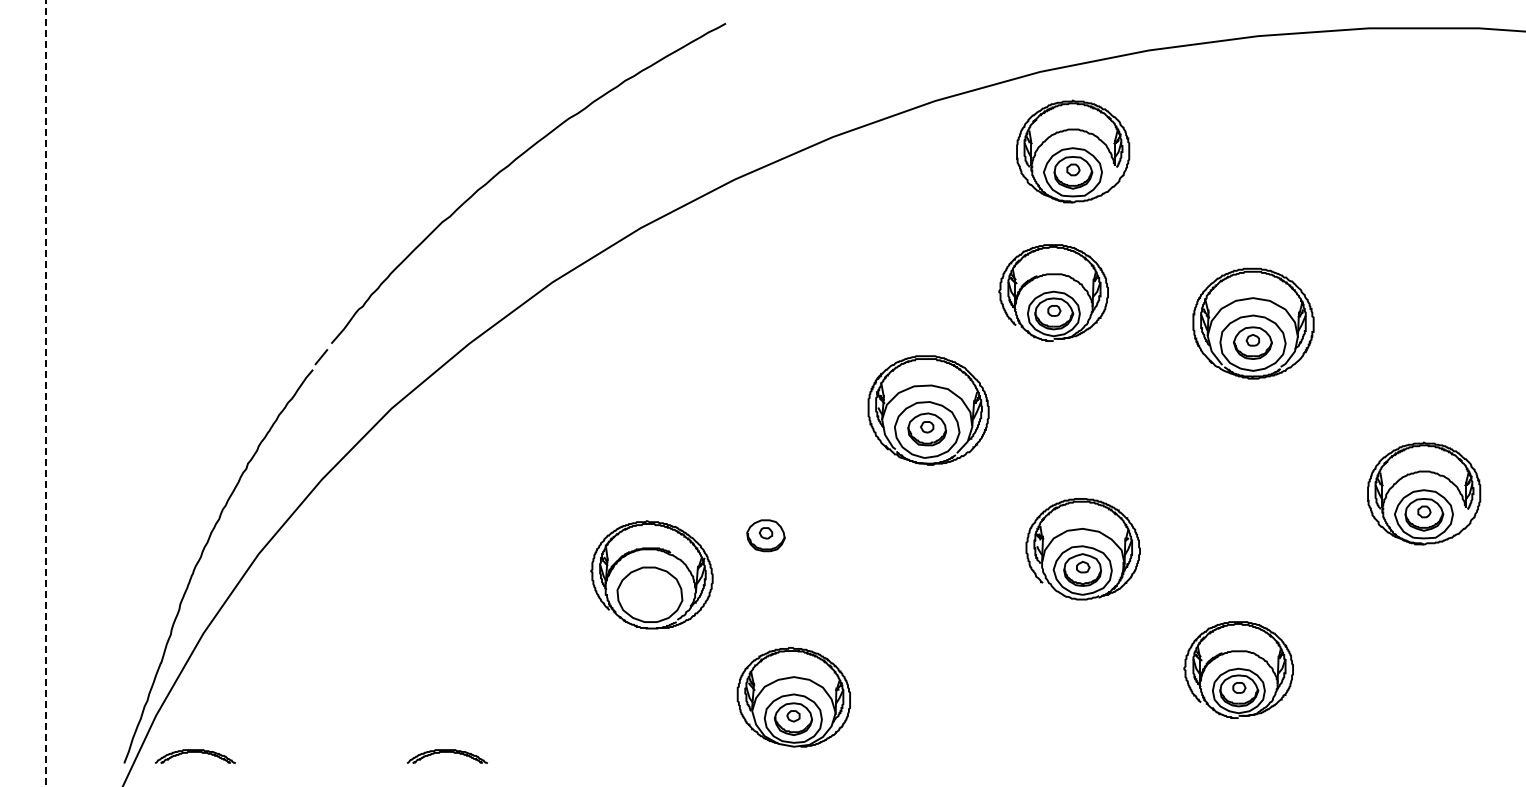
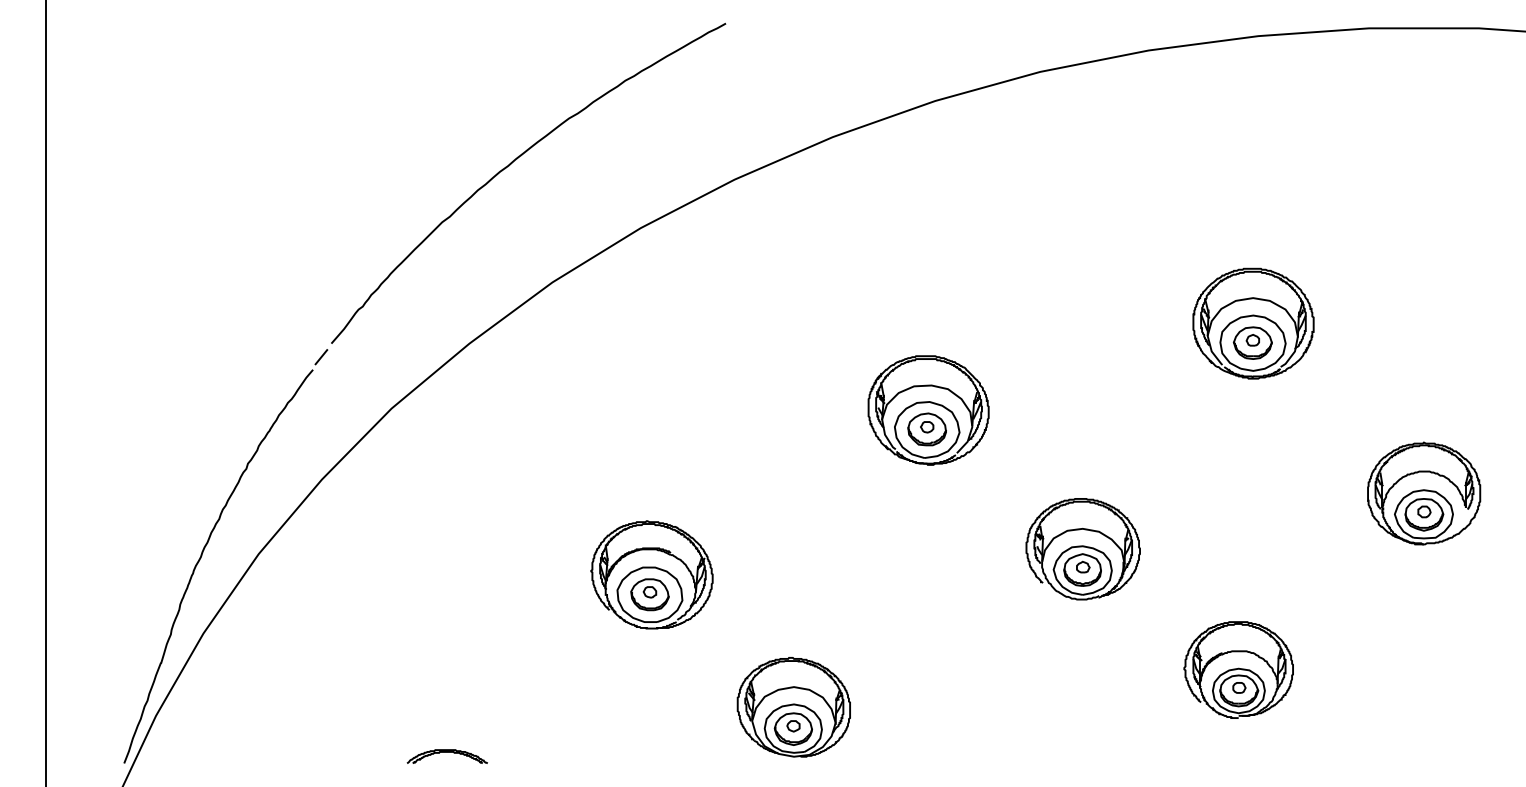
part: present -> none (1073, 151)
part: present -> none (1053, 292)
line: dashed -> solid (45, 393)
part position: (765, 535) -> (649, 594) (649, 594)
part position: (793, 697) -> (793, 707) (793, 707)
part: present -> none (194, 756)
